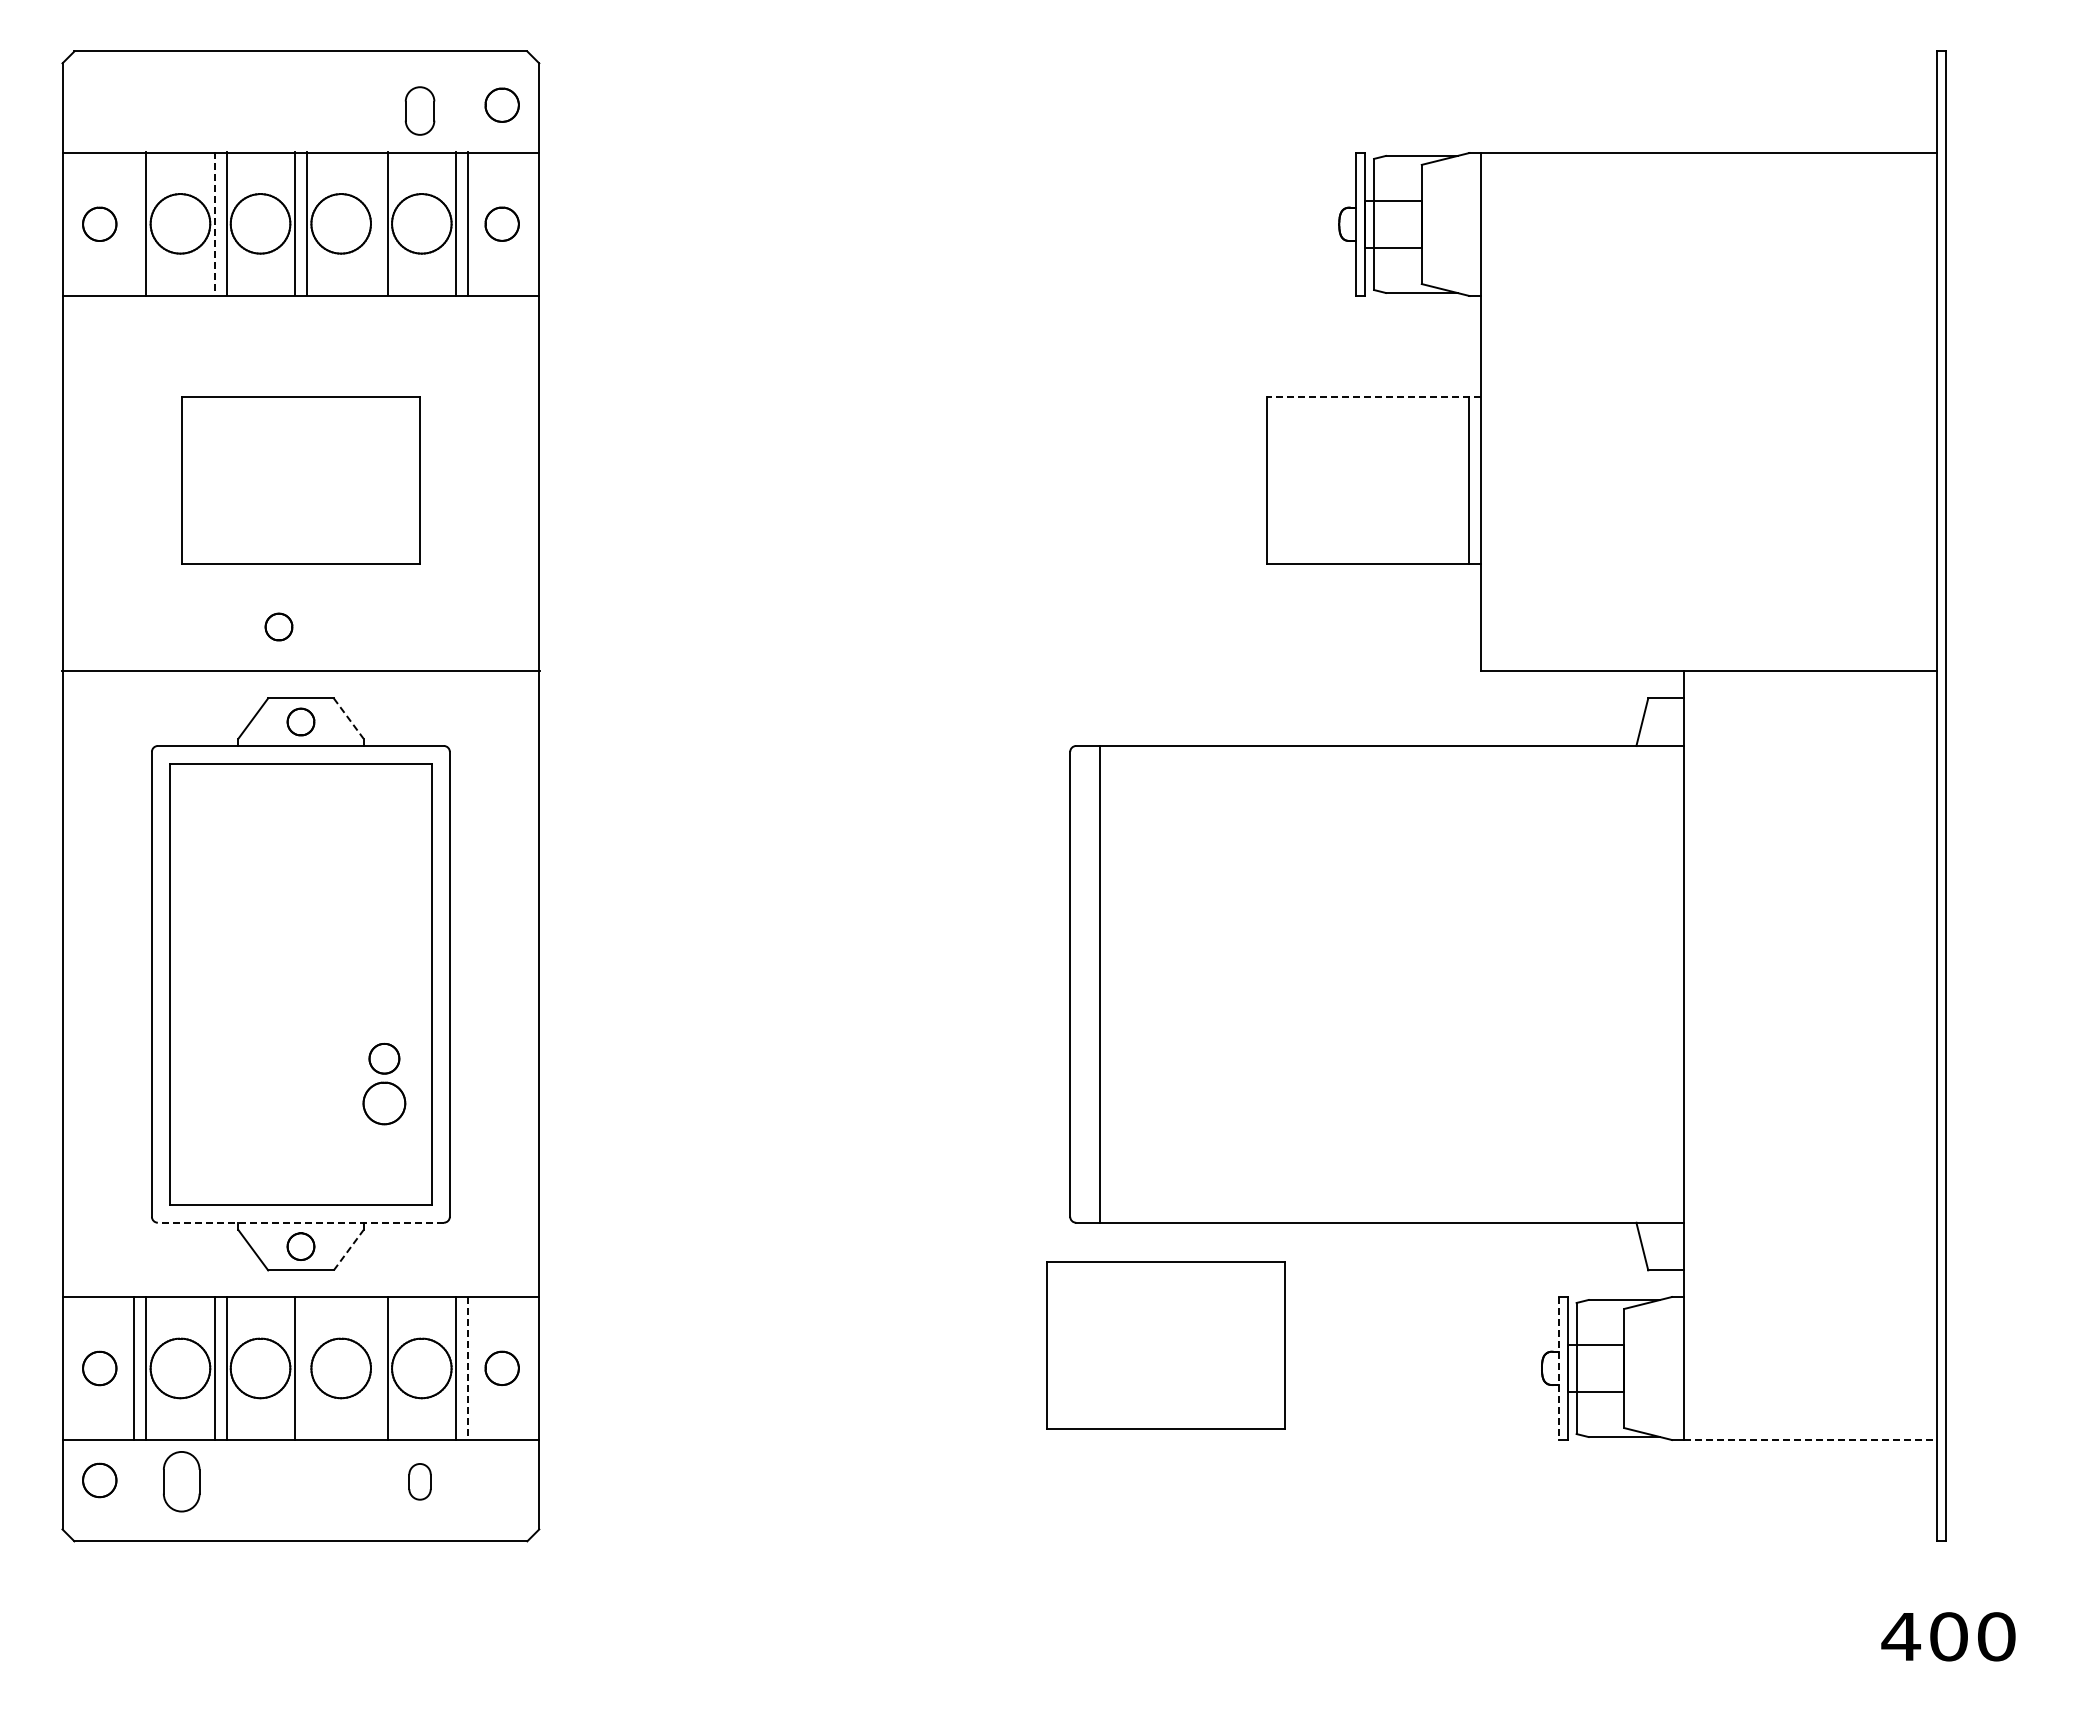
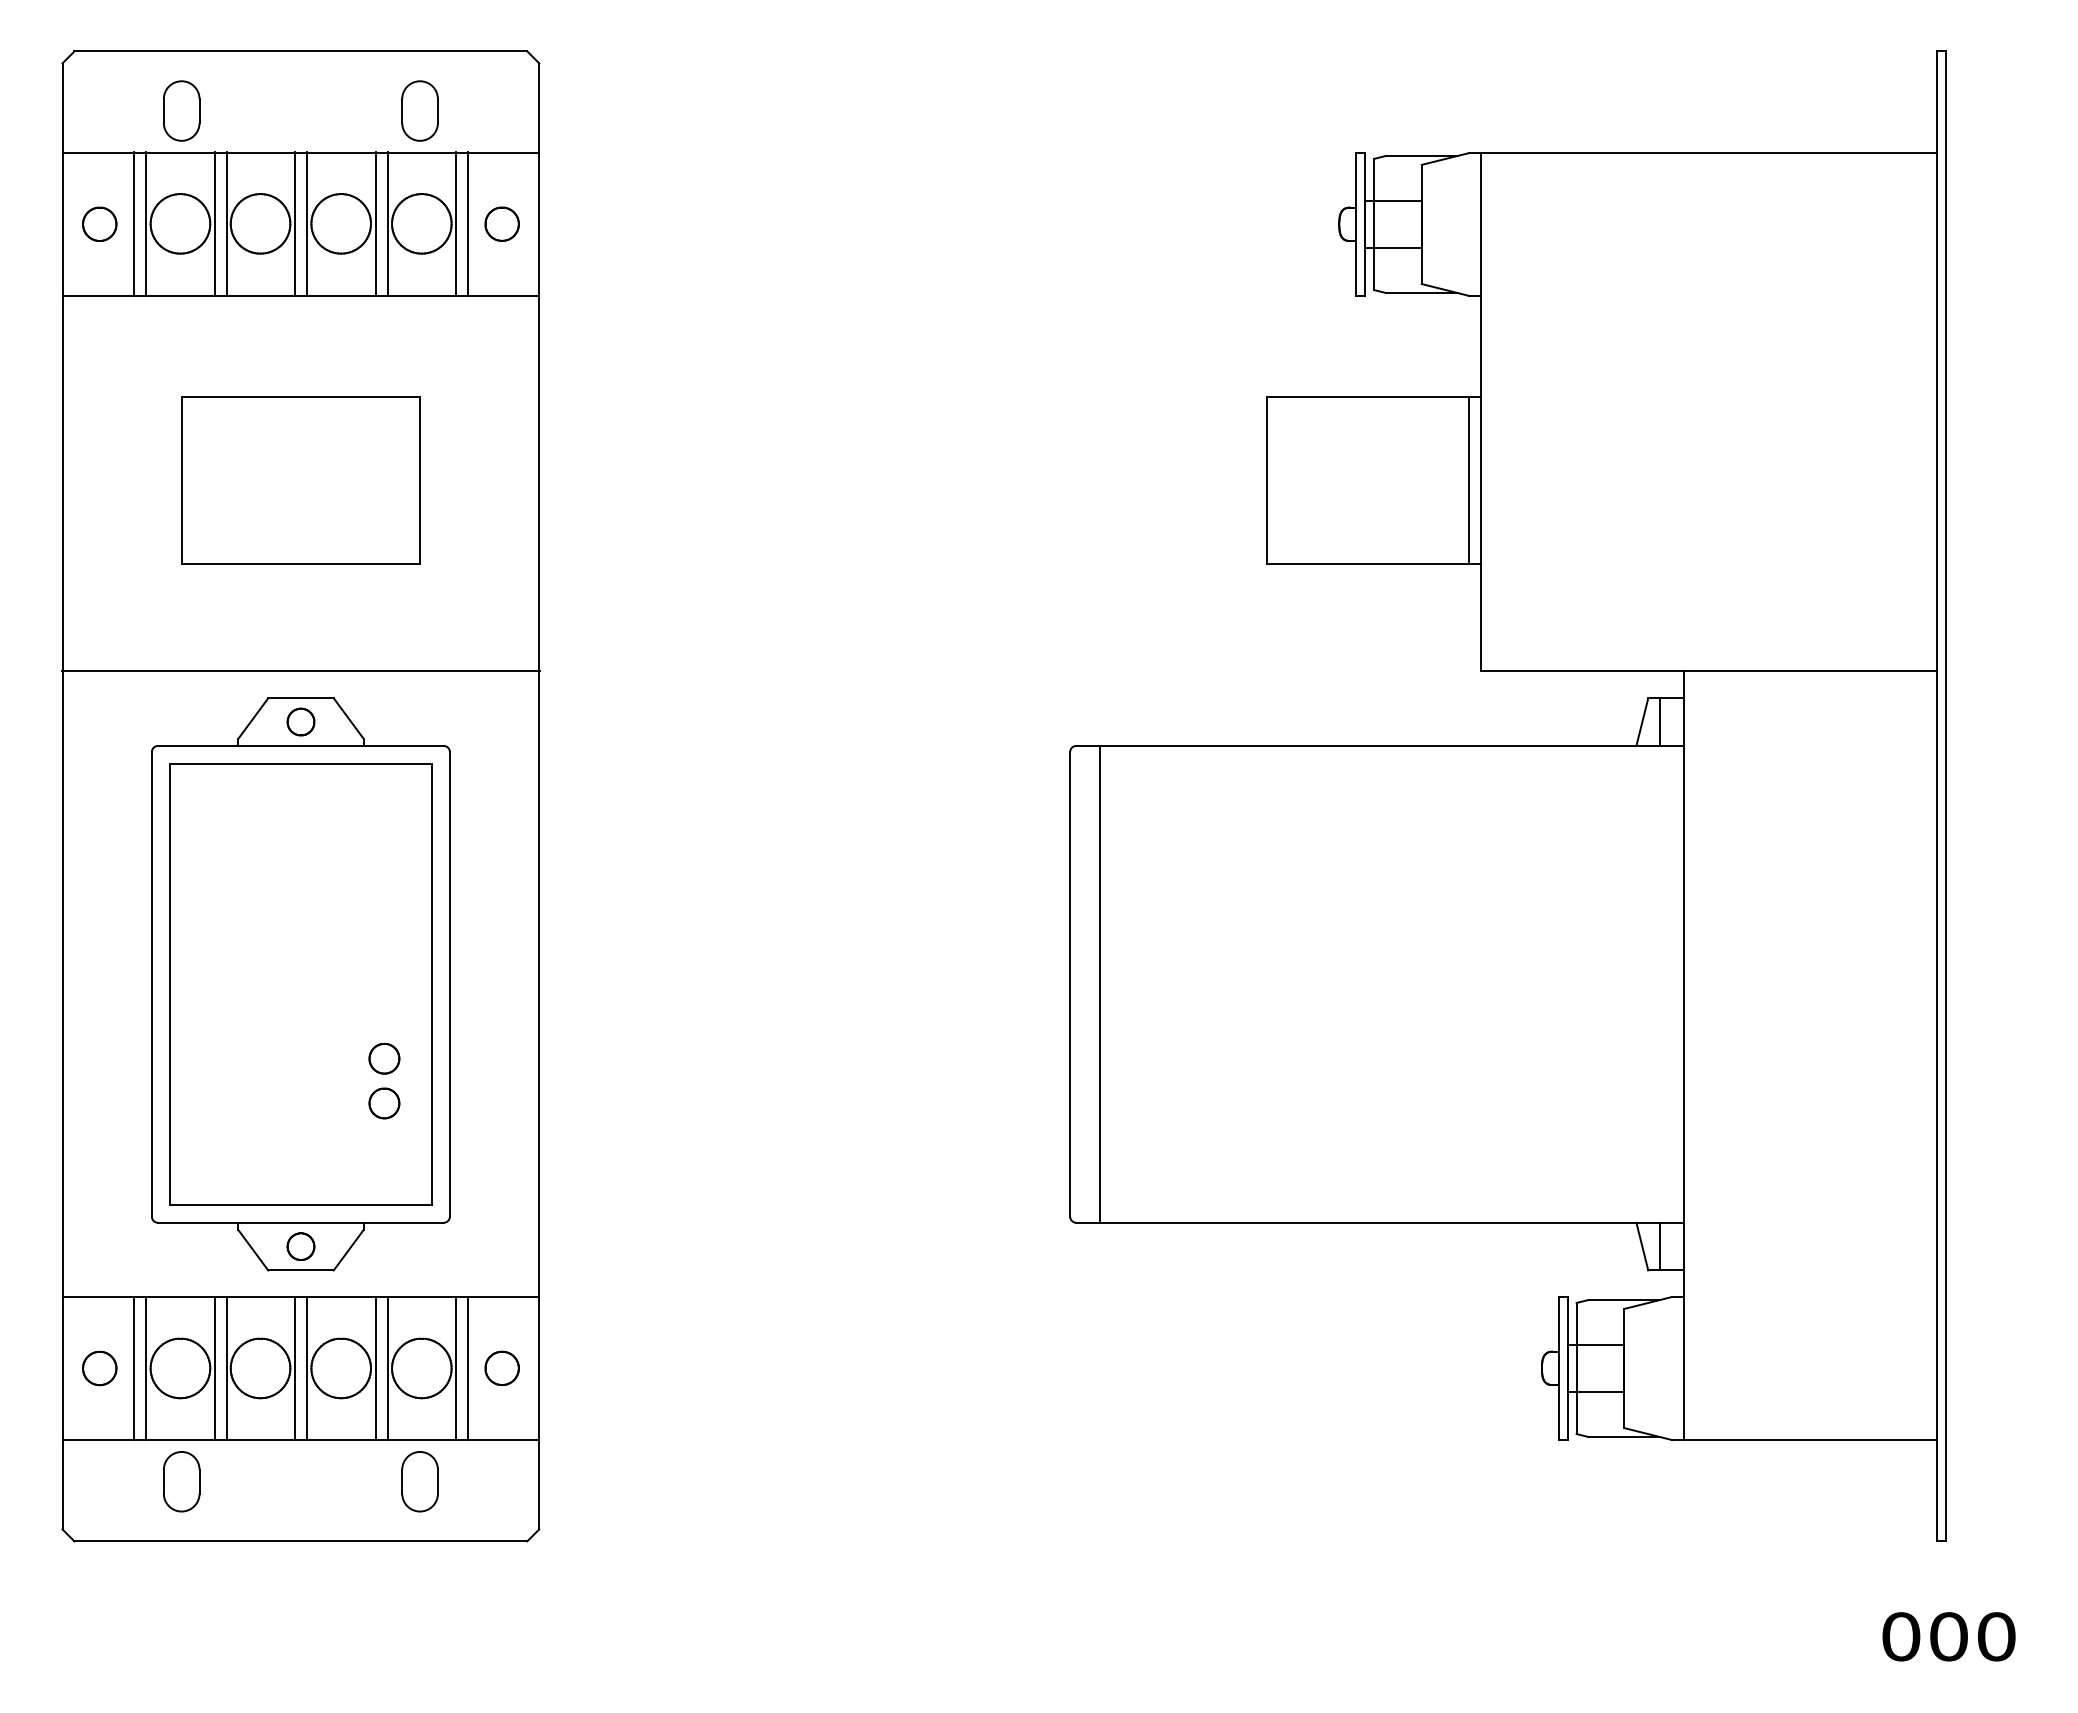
part: present -> none (501, 104)
part: none -> present (181, 110)
part size: 32x50 px -> 38x62 px (419, 110)
line: none -> present (134, 223)
line: dashed -> solid (214, 223)
line: none -> present (375, 223)
line: dashed -> solid (1373, 397)
part: present -> none (278, 626)
line: dashed -> solid (348, 718)
line: none -> present (1660, 721)
part size: 45x45 px -> 33x33 px (384, 1103)
line: dashed -> solid (300, 1222)
line: none -> present (1660, 1246)
line: dashed -> solid (348, 1249)
part: present -> none (1165, 1345)
line: none -> present (307, 1368)
line: none -> present (375, 1368)
line: dashed -> solid (468, 1368)
line: dashed -> solid (1558, 1368)
line: dashed -> solid (1810, 1440)
part: present -> none (99, 1480)
part size: 24x38 px -> 38x62 px (419, 1481)
text: 400 -> 000 (1900, 1636)
